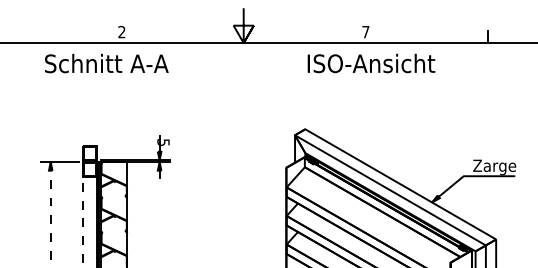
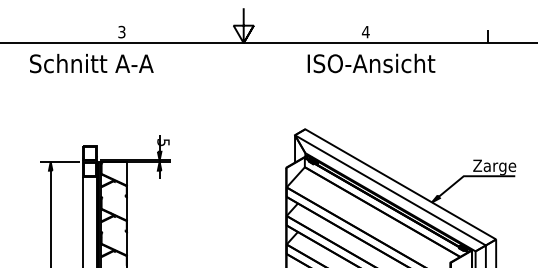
text: 2 -> 3 (121, 32)
text: 7 -> 4 (365, 32)
text position: (106, 63) -> (91, 63) (91, 63)
line: dashed -> solid (50, 213)
line: dashed -> solid (82, 221)
